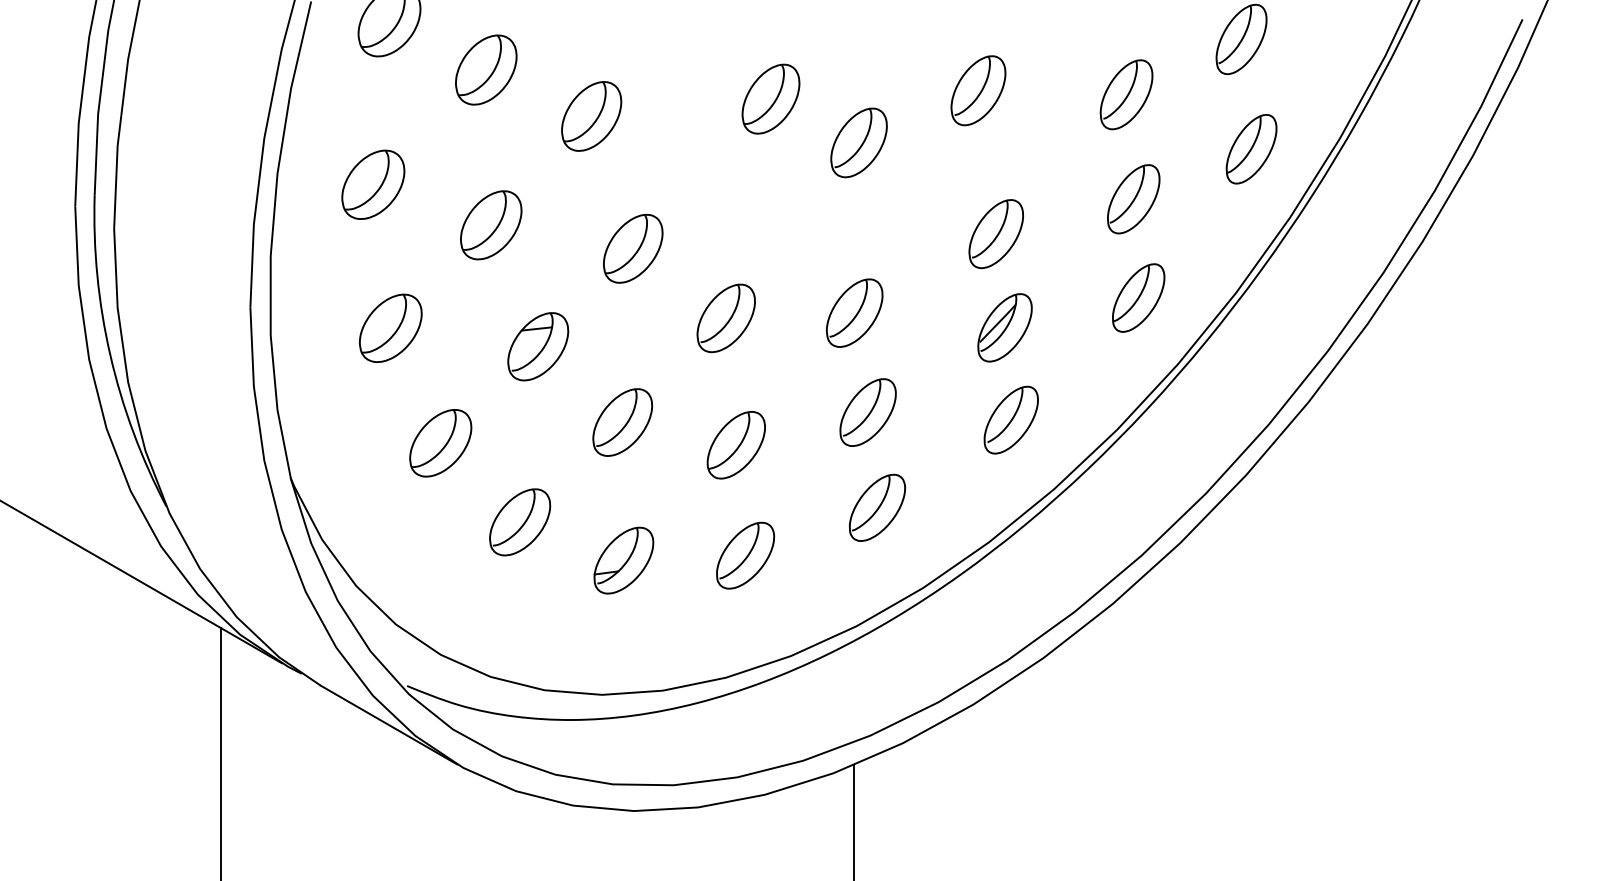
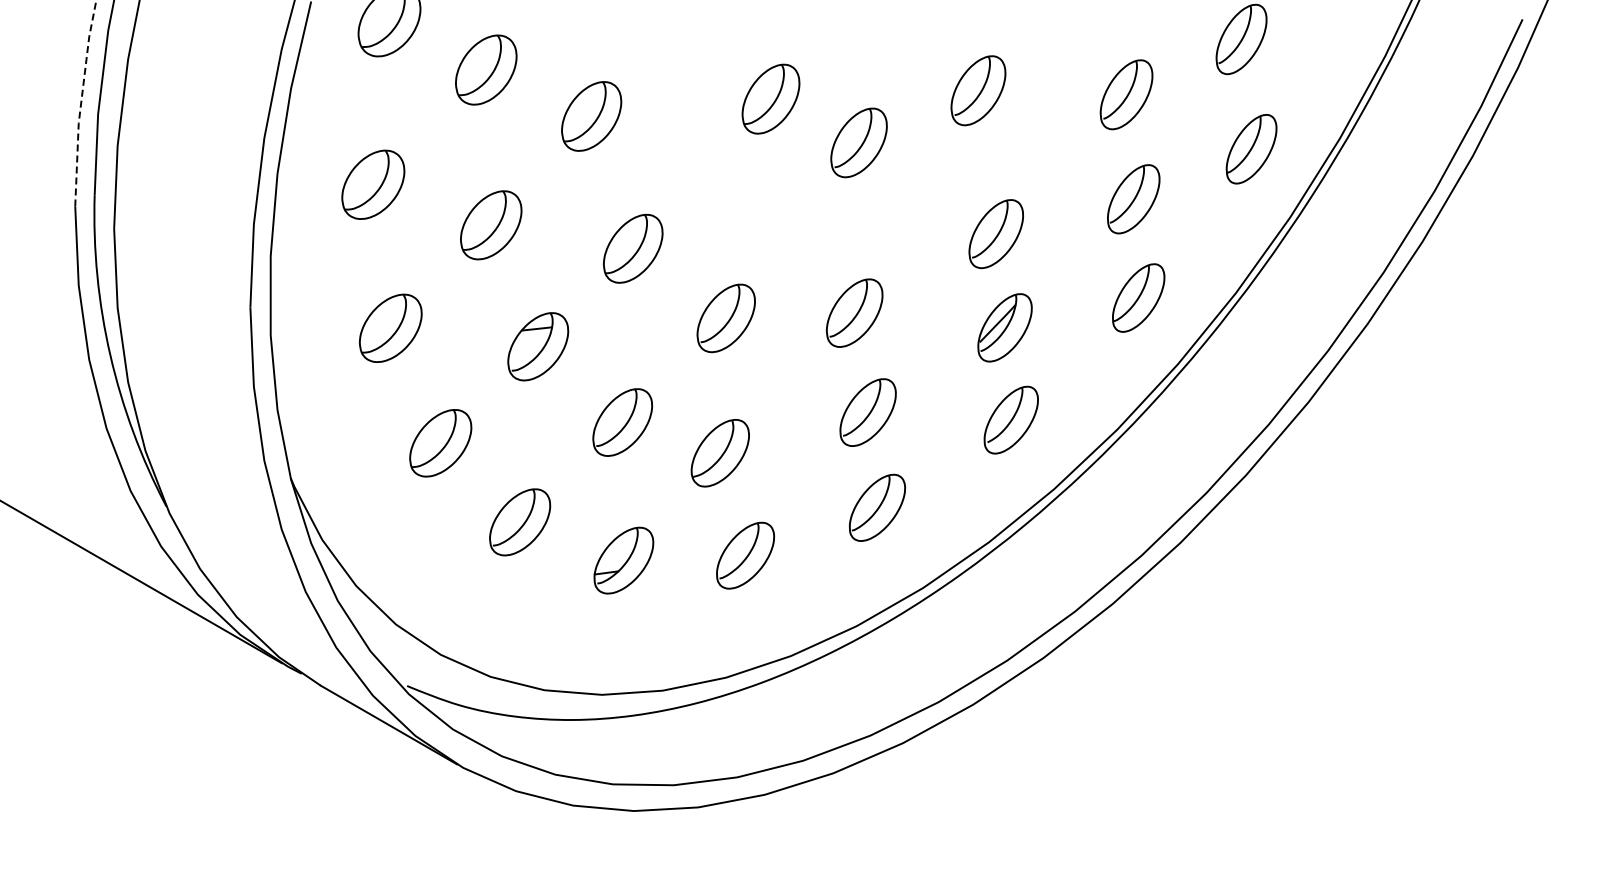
line: solid -> dashed (81, 103)
part position: (735, 445) -> (719, 453) (719, 453)
line: present -> none (220, 752)
line: present -> none (853, 821)
